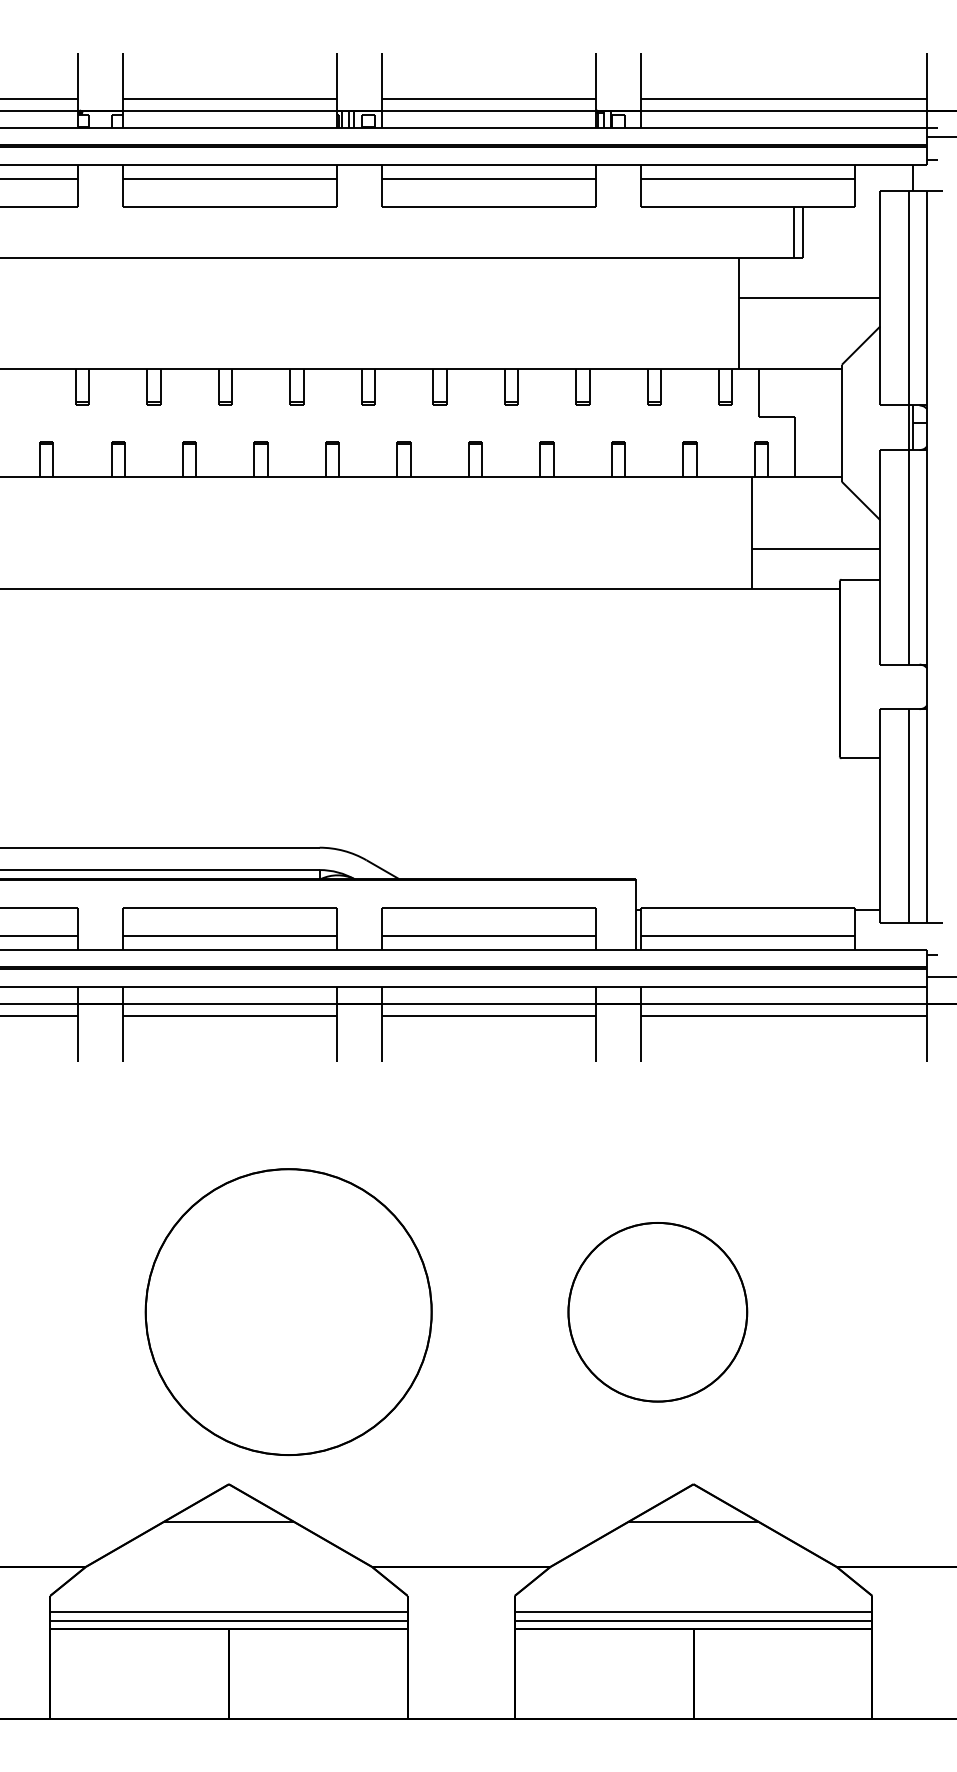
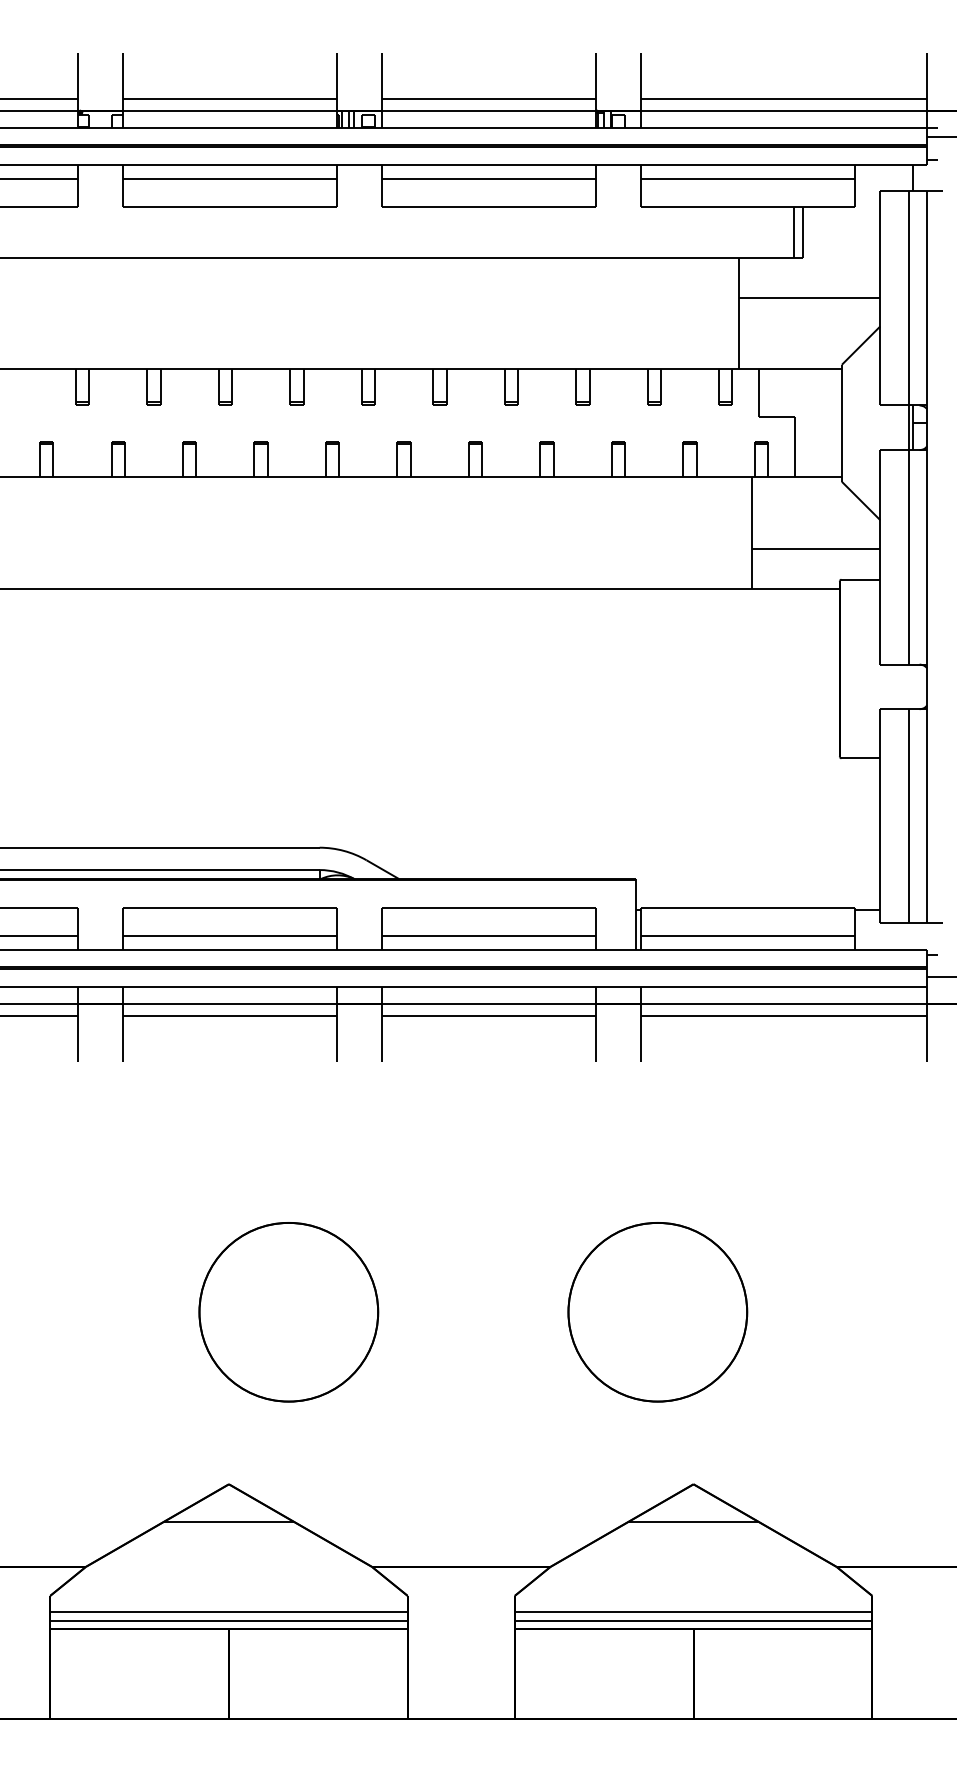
part size: 289x288 px -> 182x181 px (288, 1312)
